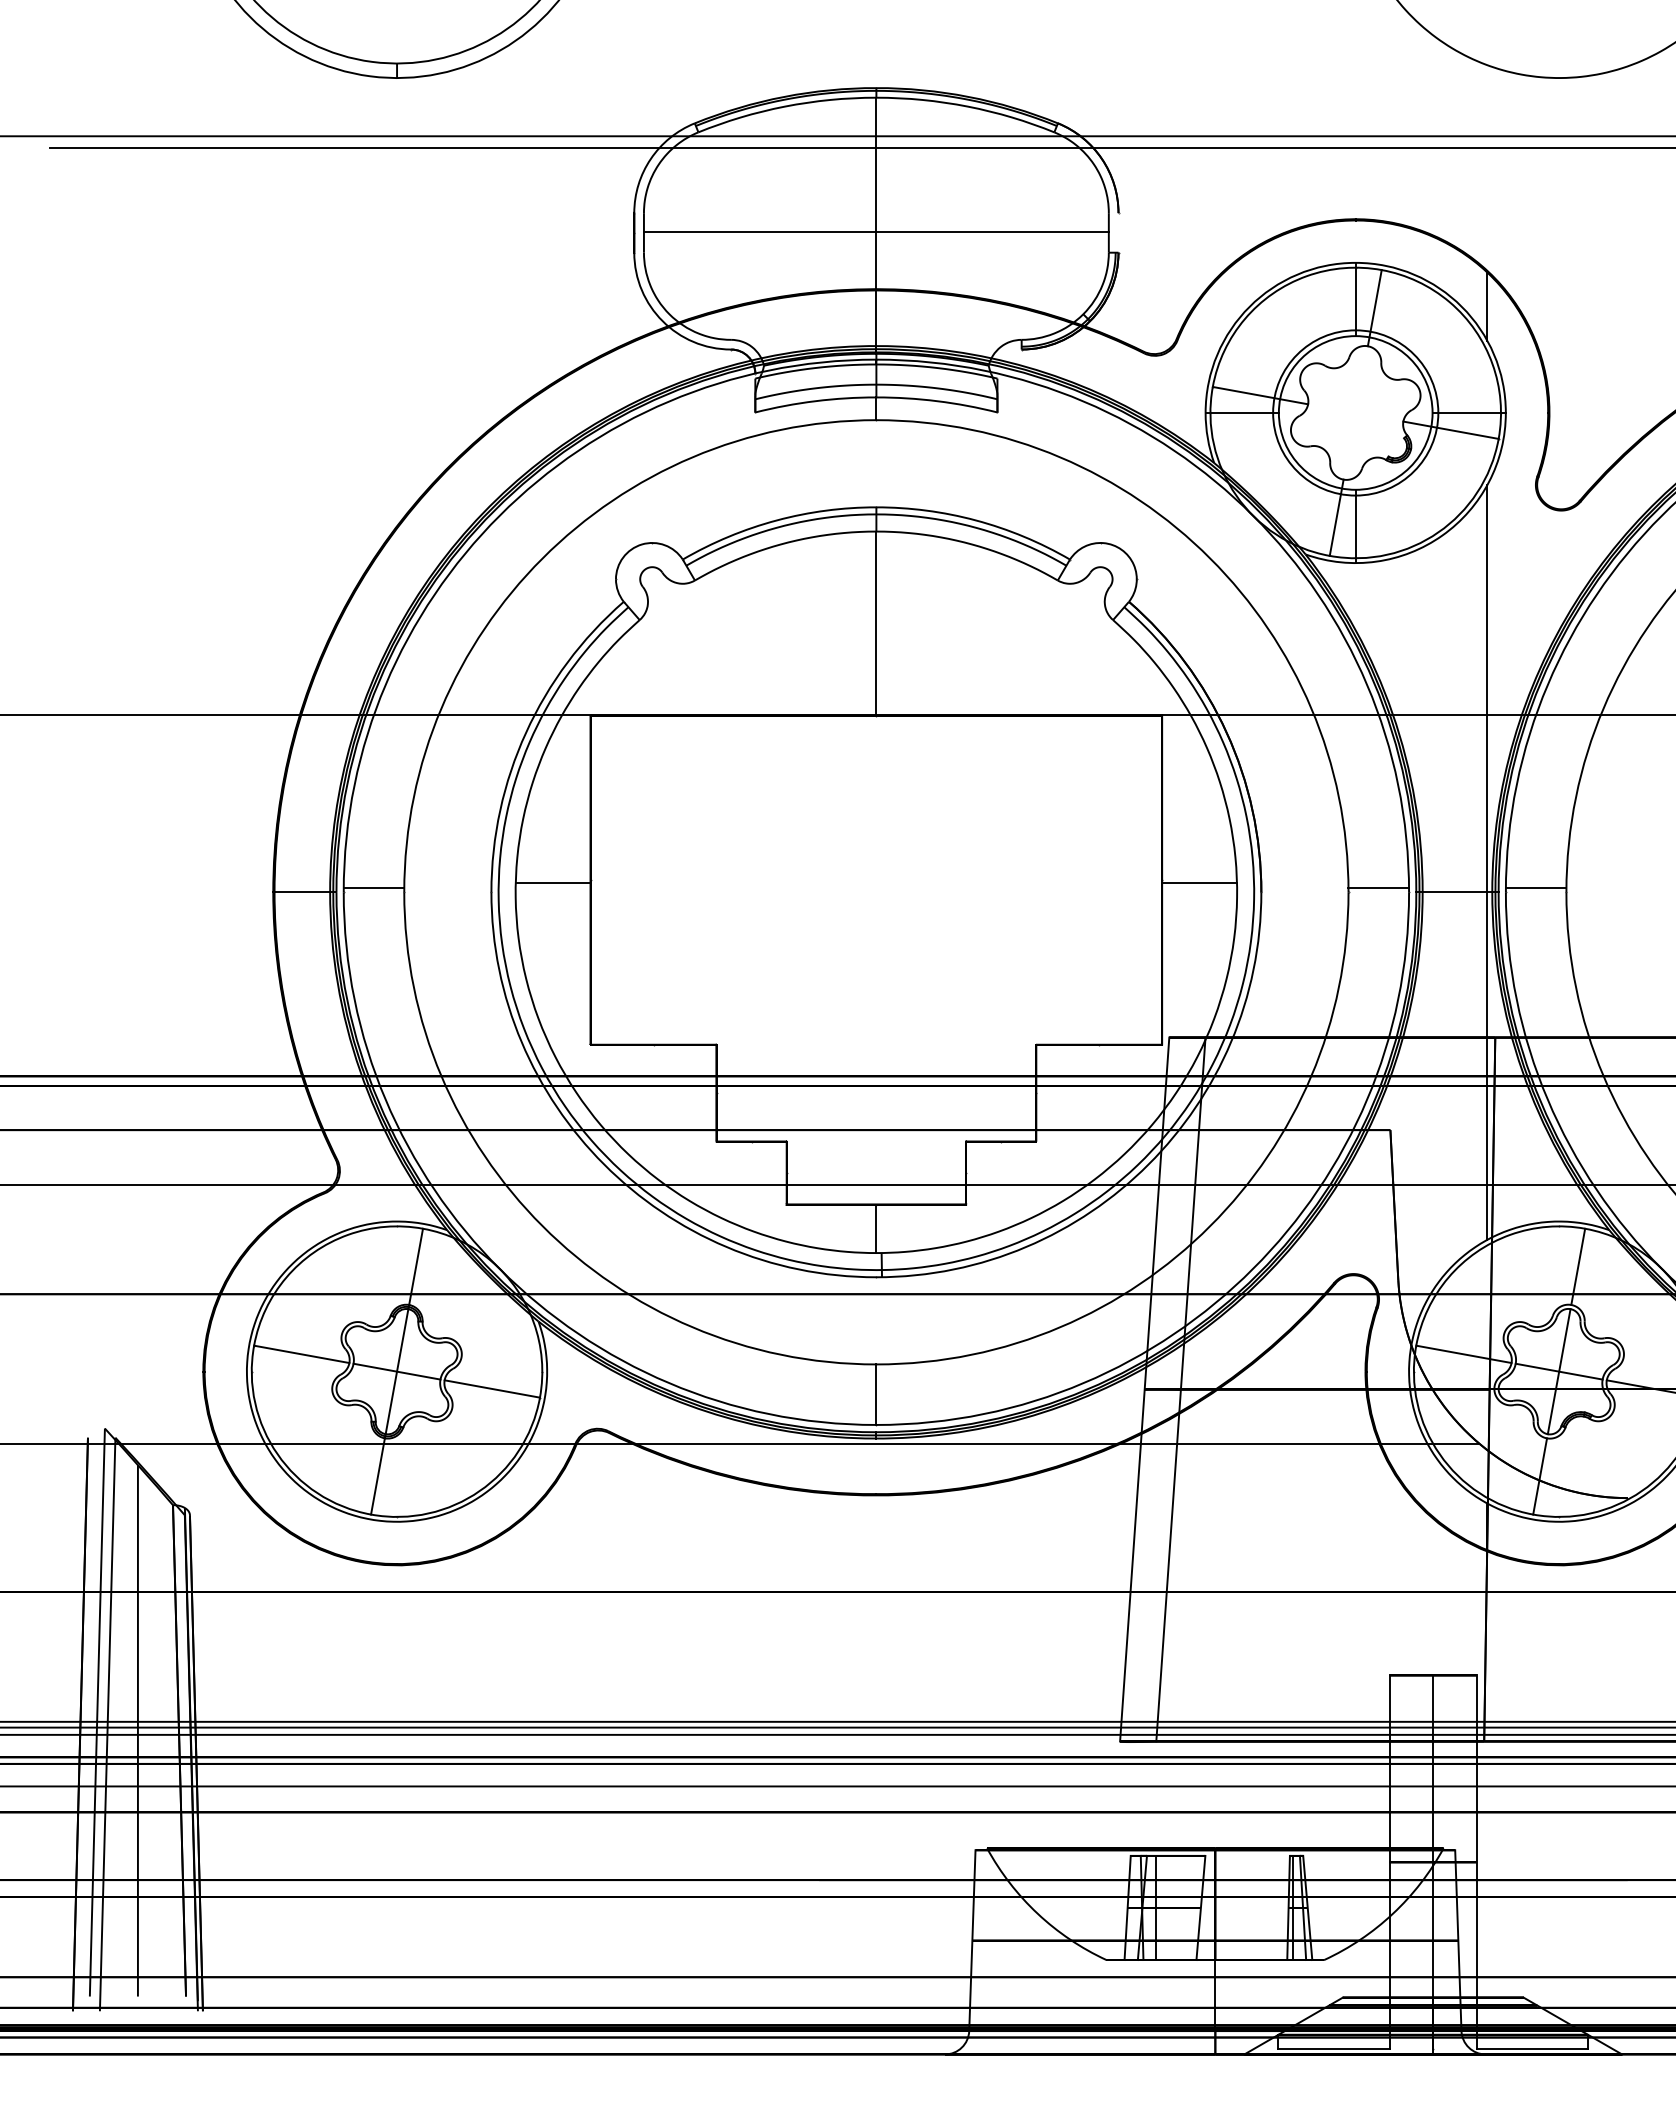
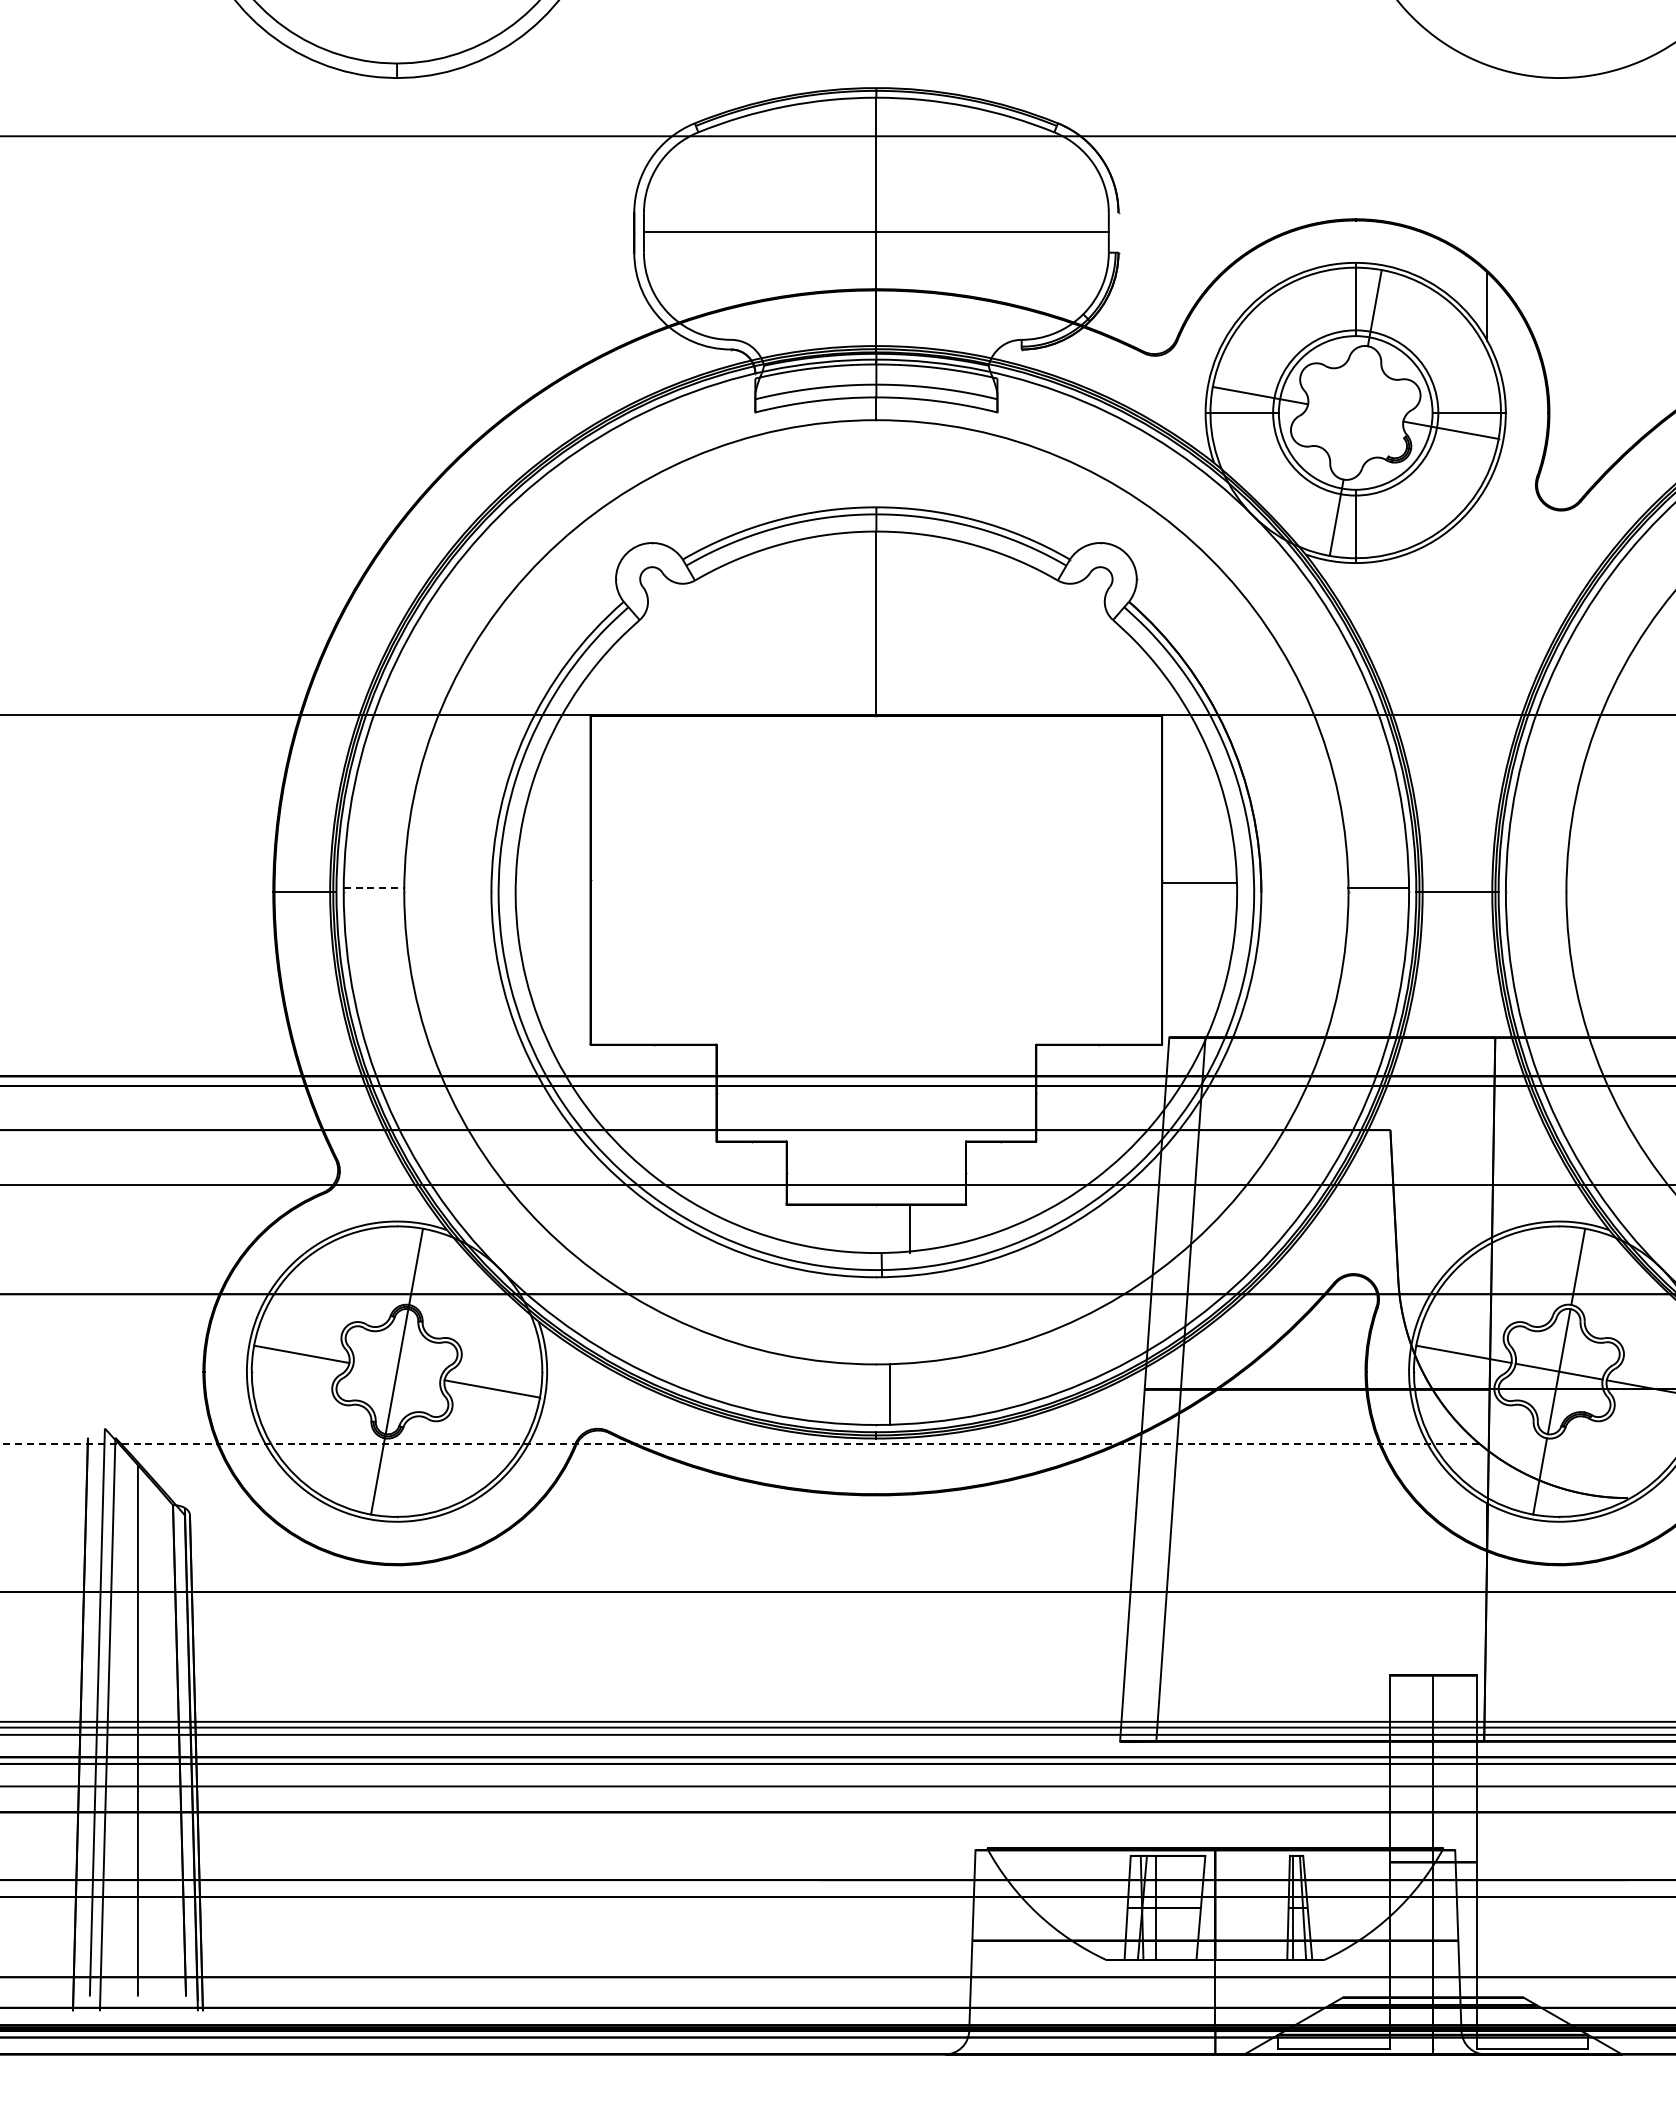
line: present -> none (861, 147)
line: present -> none (1487, 862)
line: present -> none (552, 883)
line: solid -> dashed (374, 887)
line: present -> none (1535, 887)
line position: (876, 1228) -> (910, 1228) (910, 1228)
line: present -> none (396, 1371)
line position: (876, 1394) -> (890, 1394) (890, 1394)
line: solid -> dashed (740, 1443)
